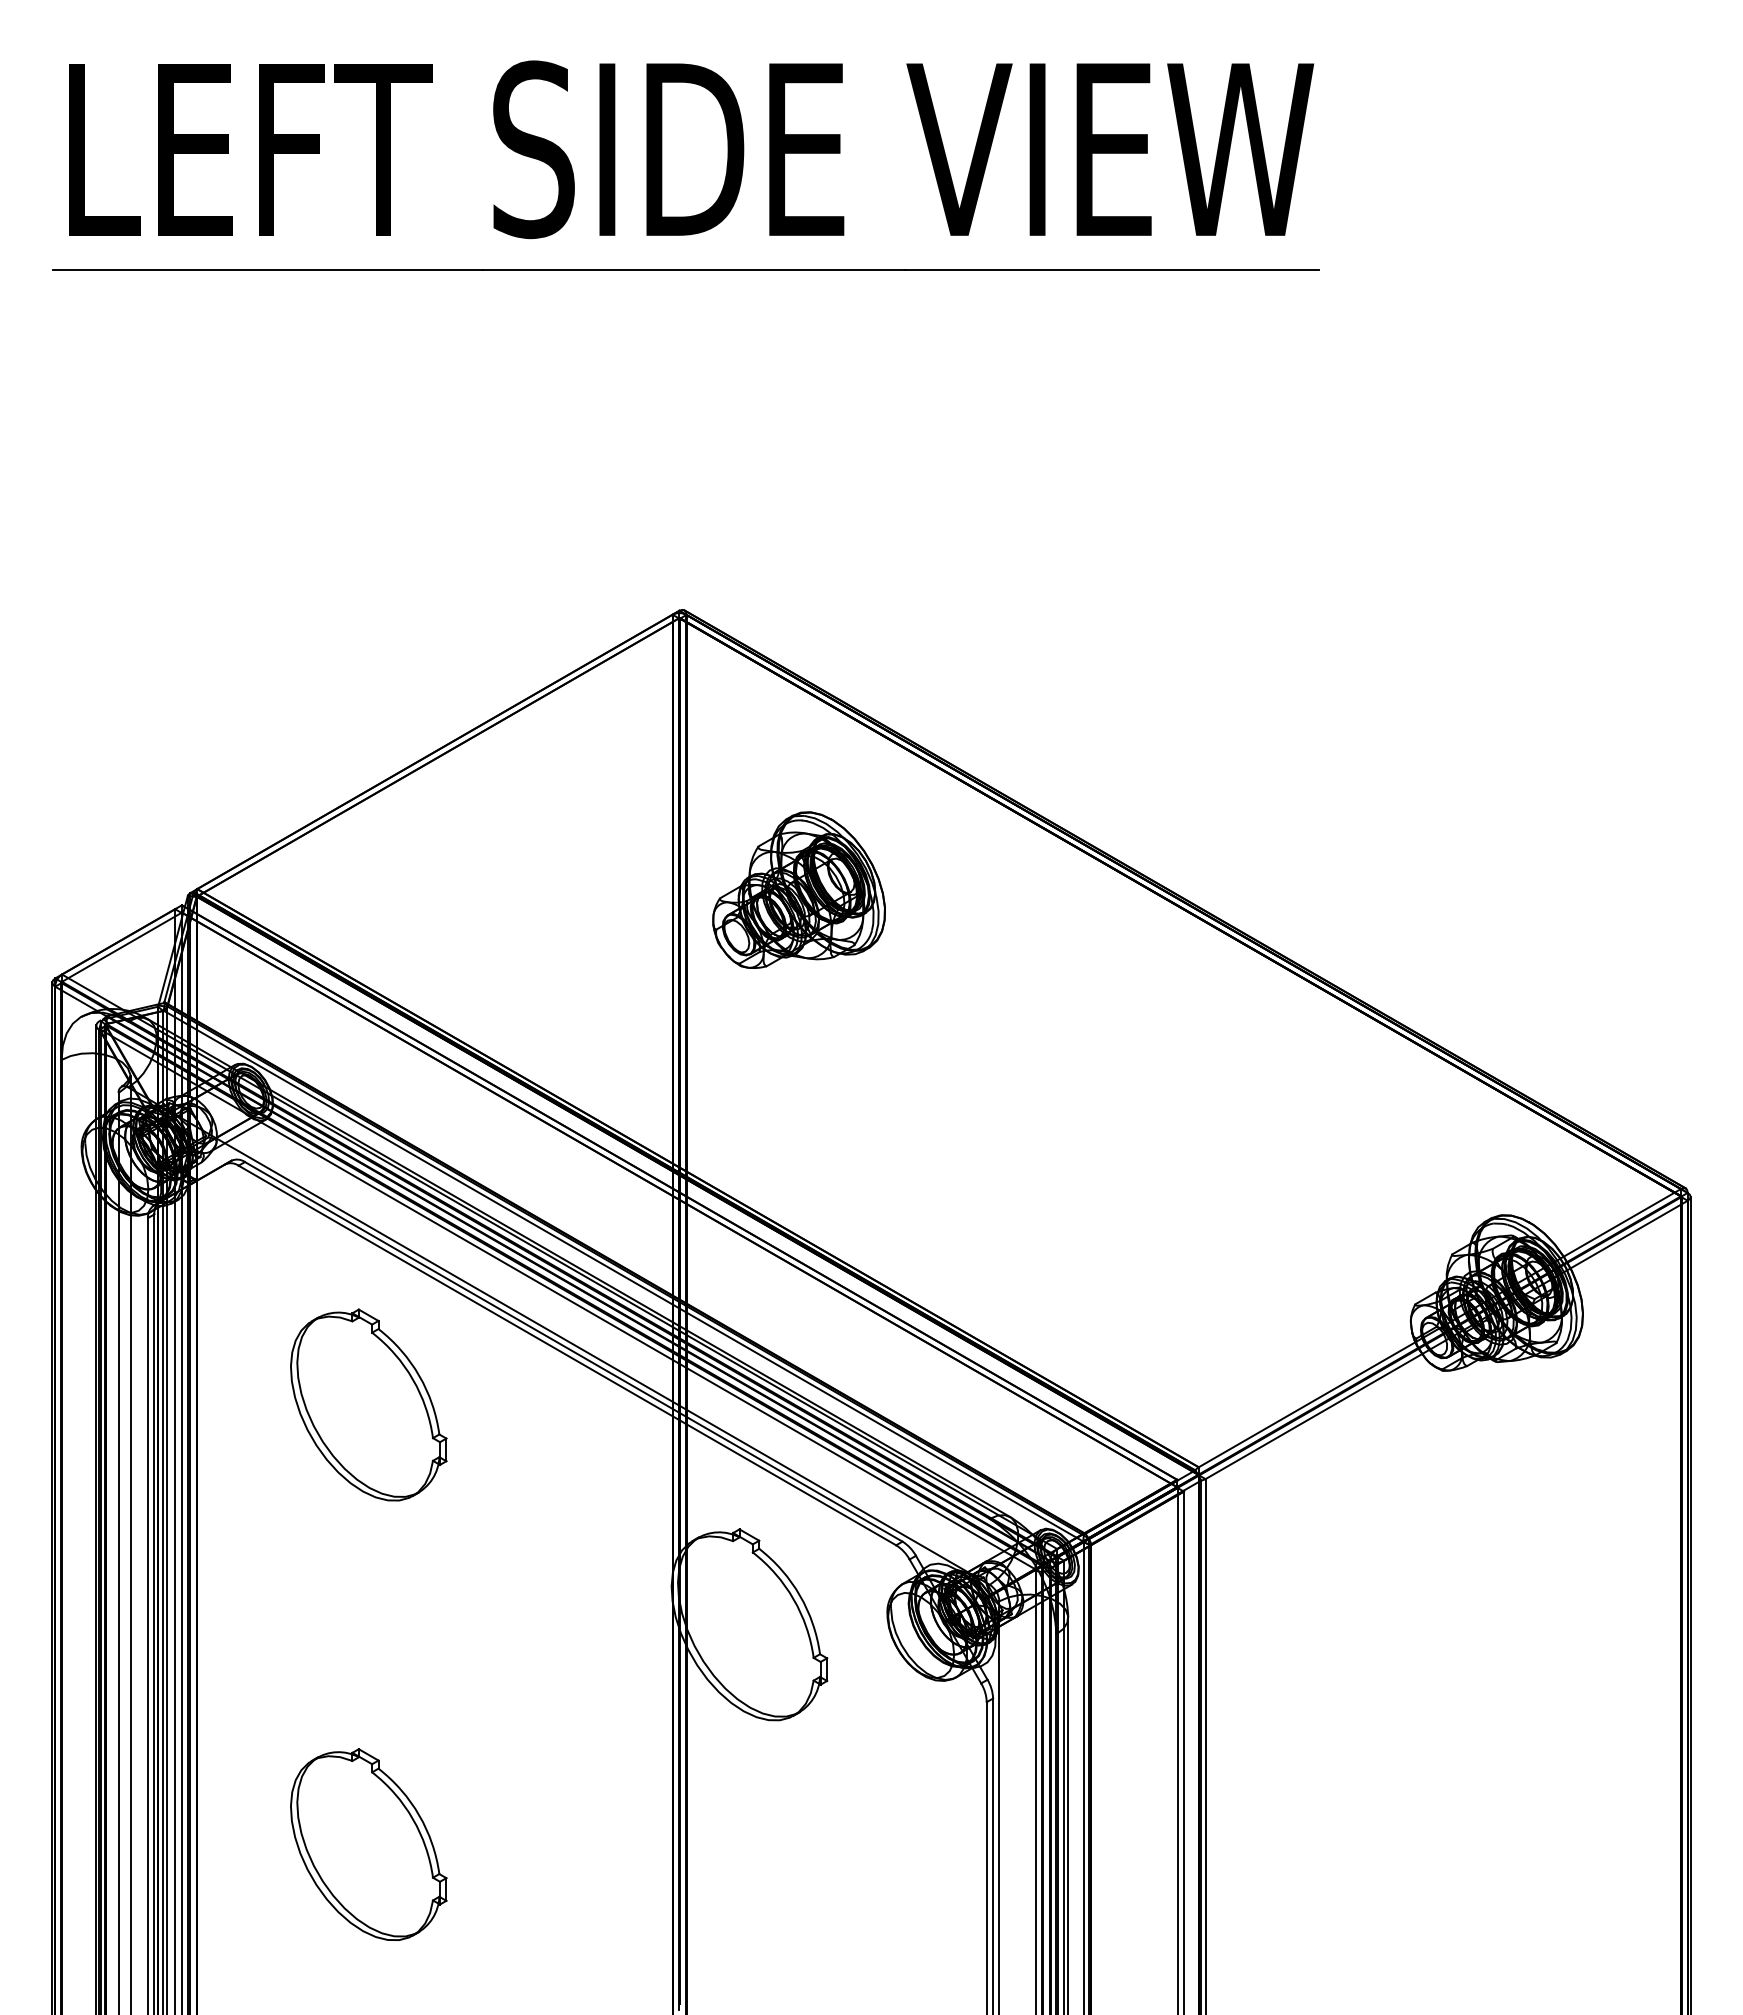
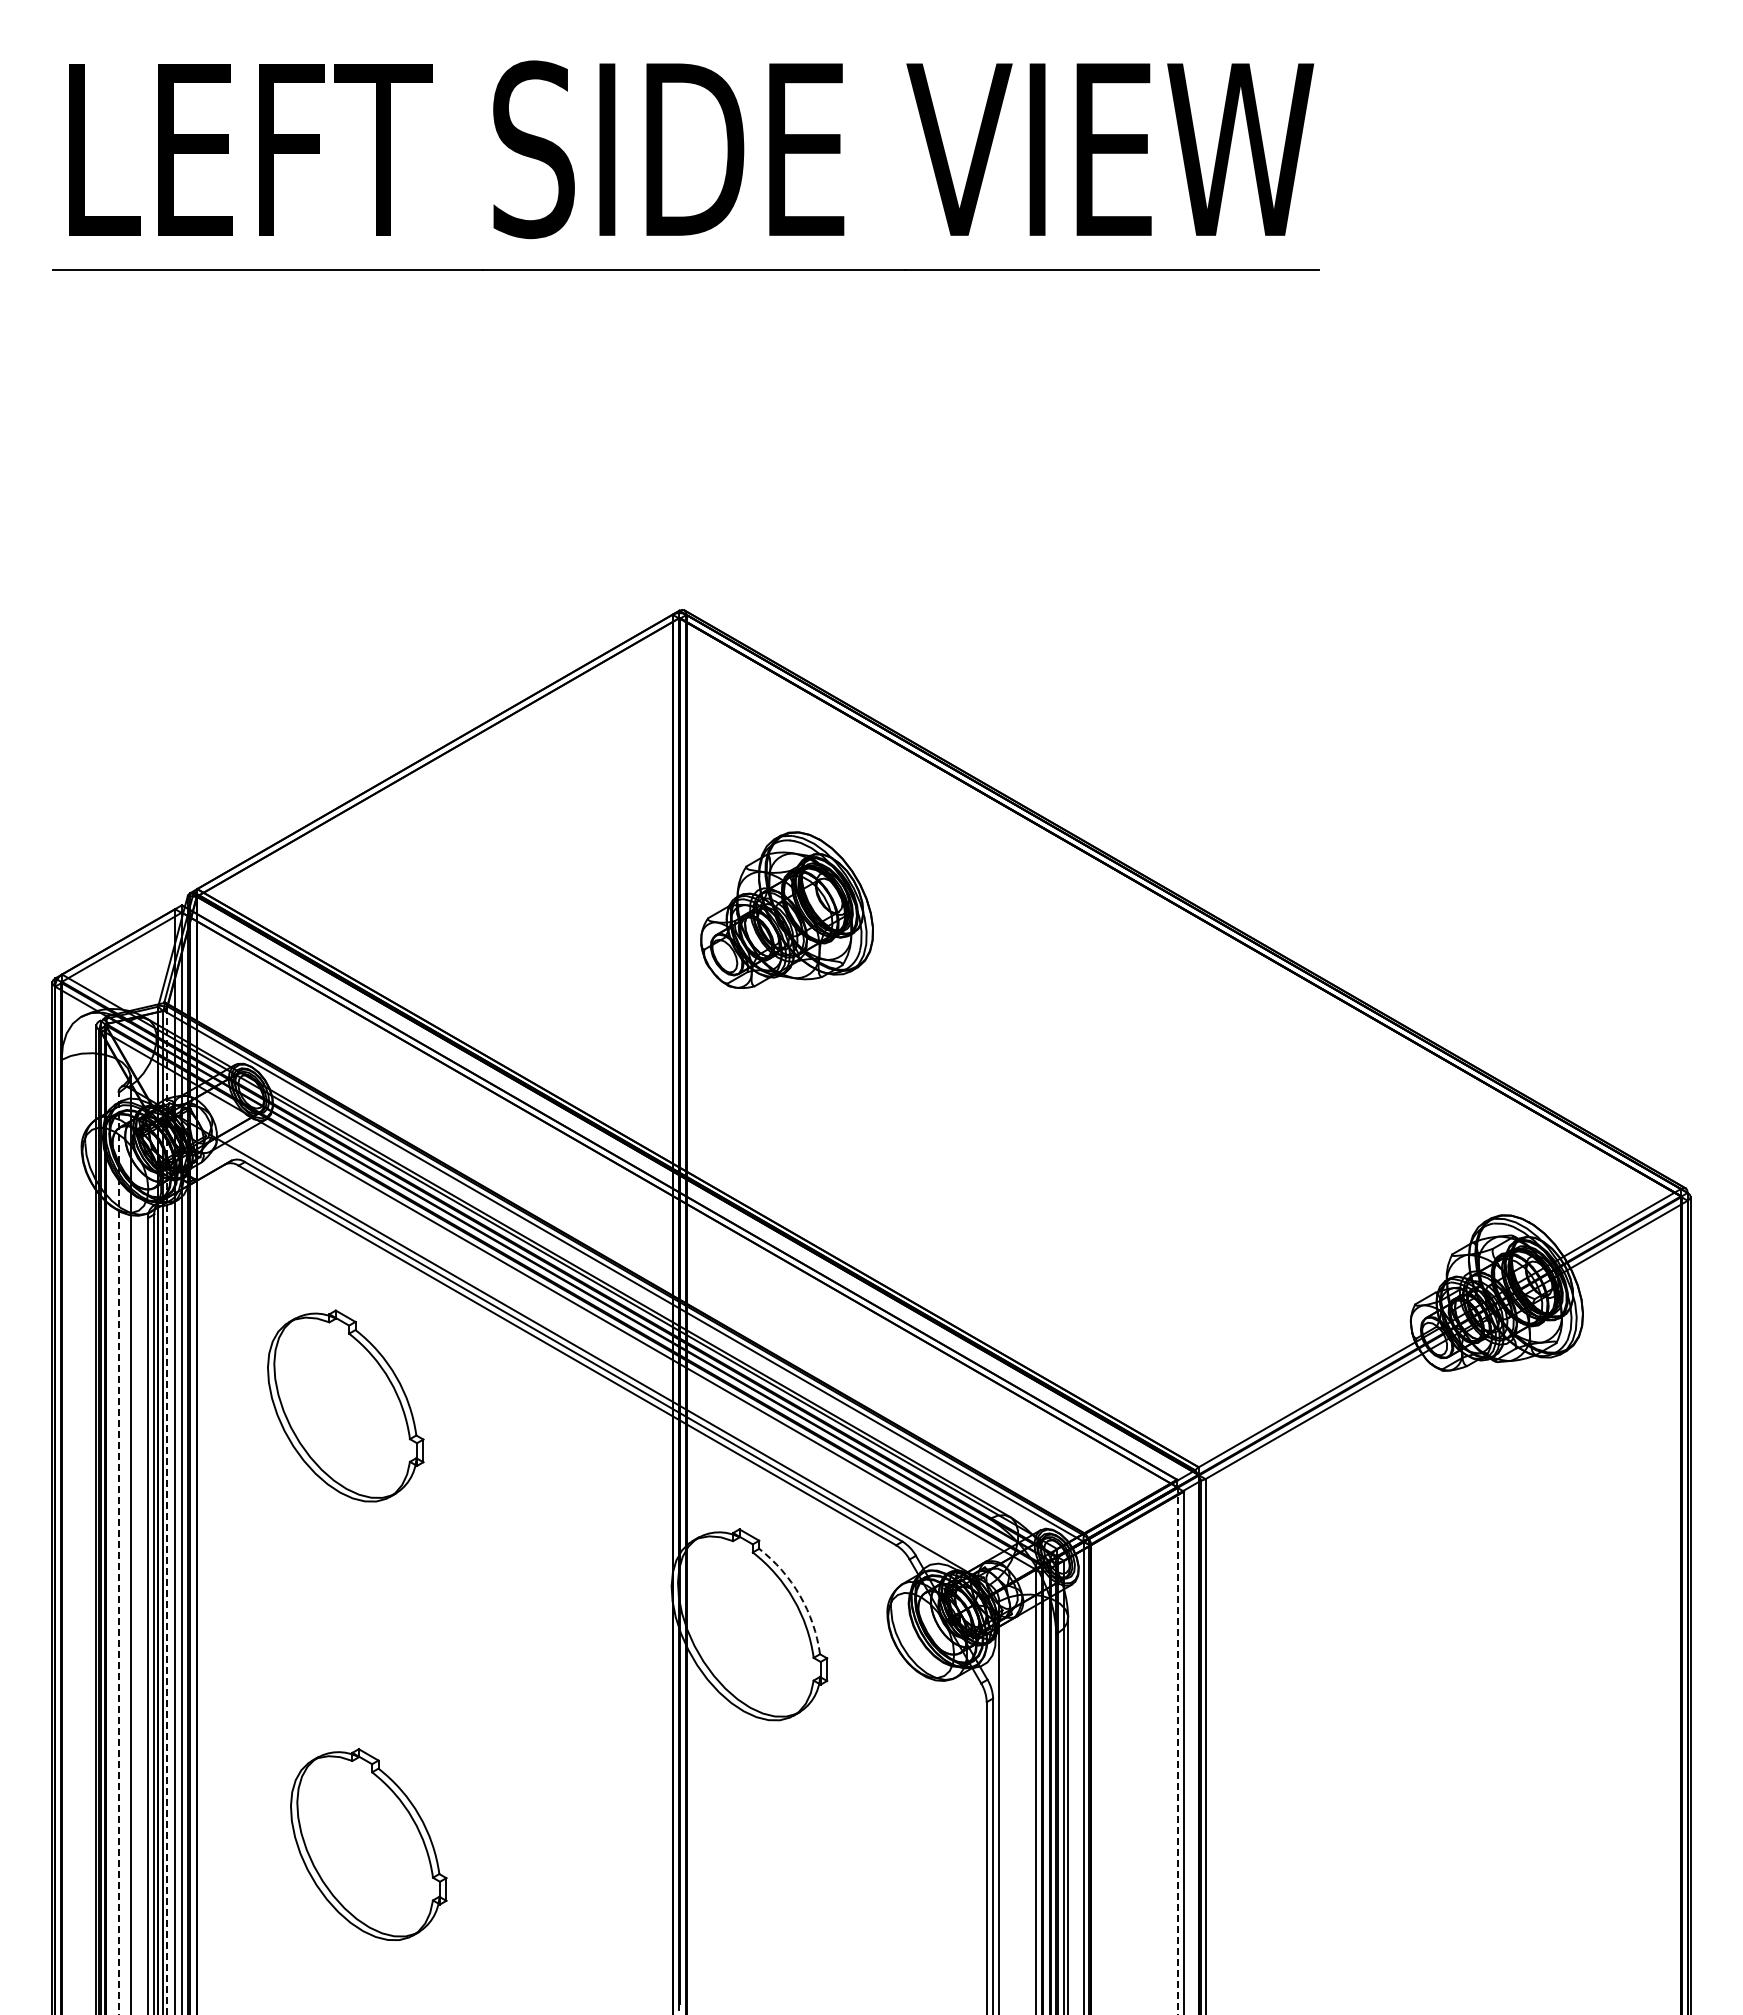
part position: (798, 889) -> (786, 909) (786, 909)
part position: (368, 1404) -> (345, 1405) (345, 1405)
line: solid -> dashed (167, 1510)
line: solid -> dashed (118, 1553)
arc: solid -> dashed (799, 1595)
line: solid -> dashed (1177, 1750)
